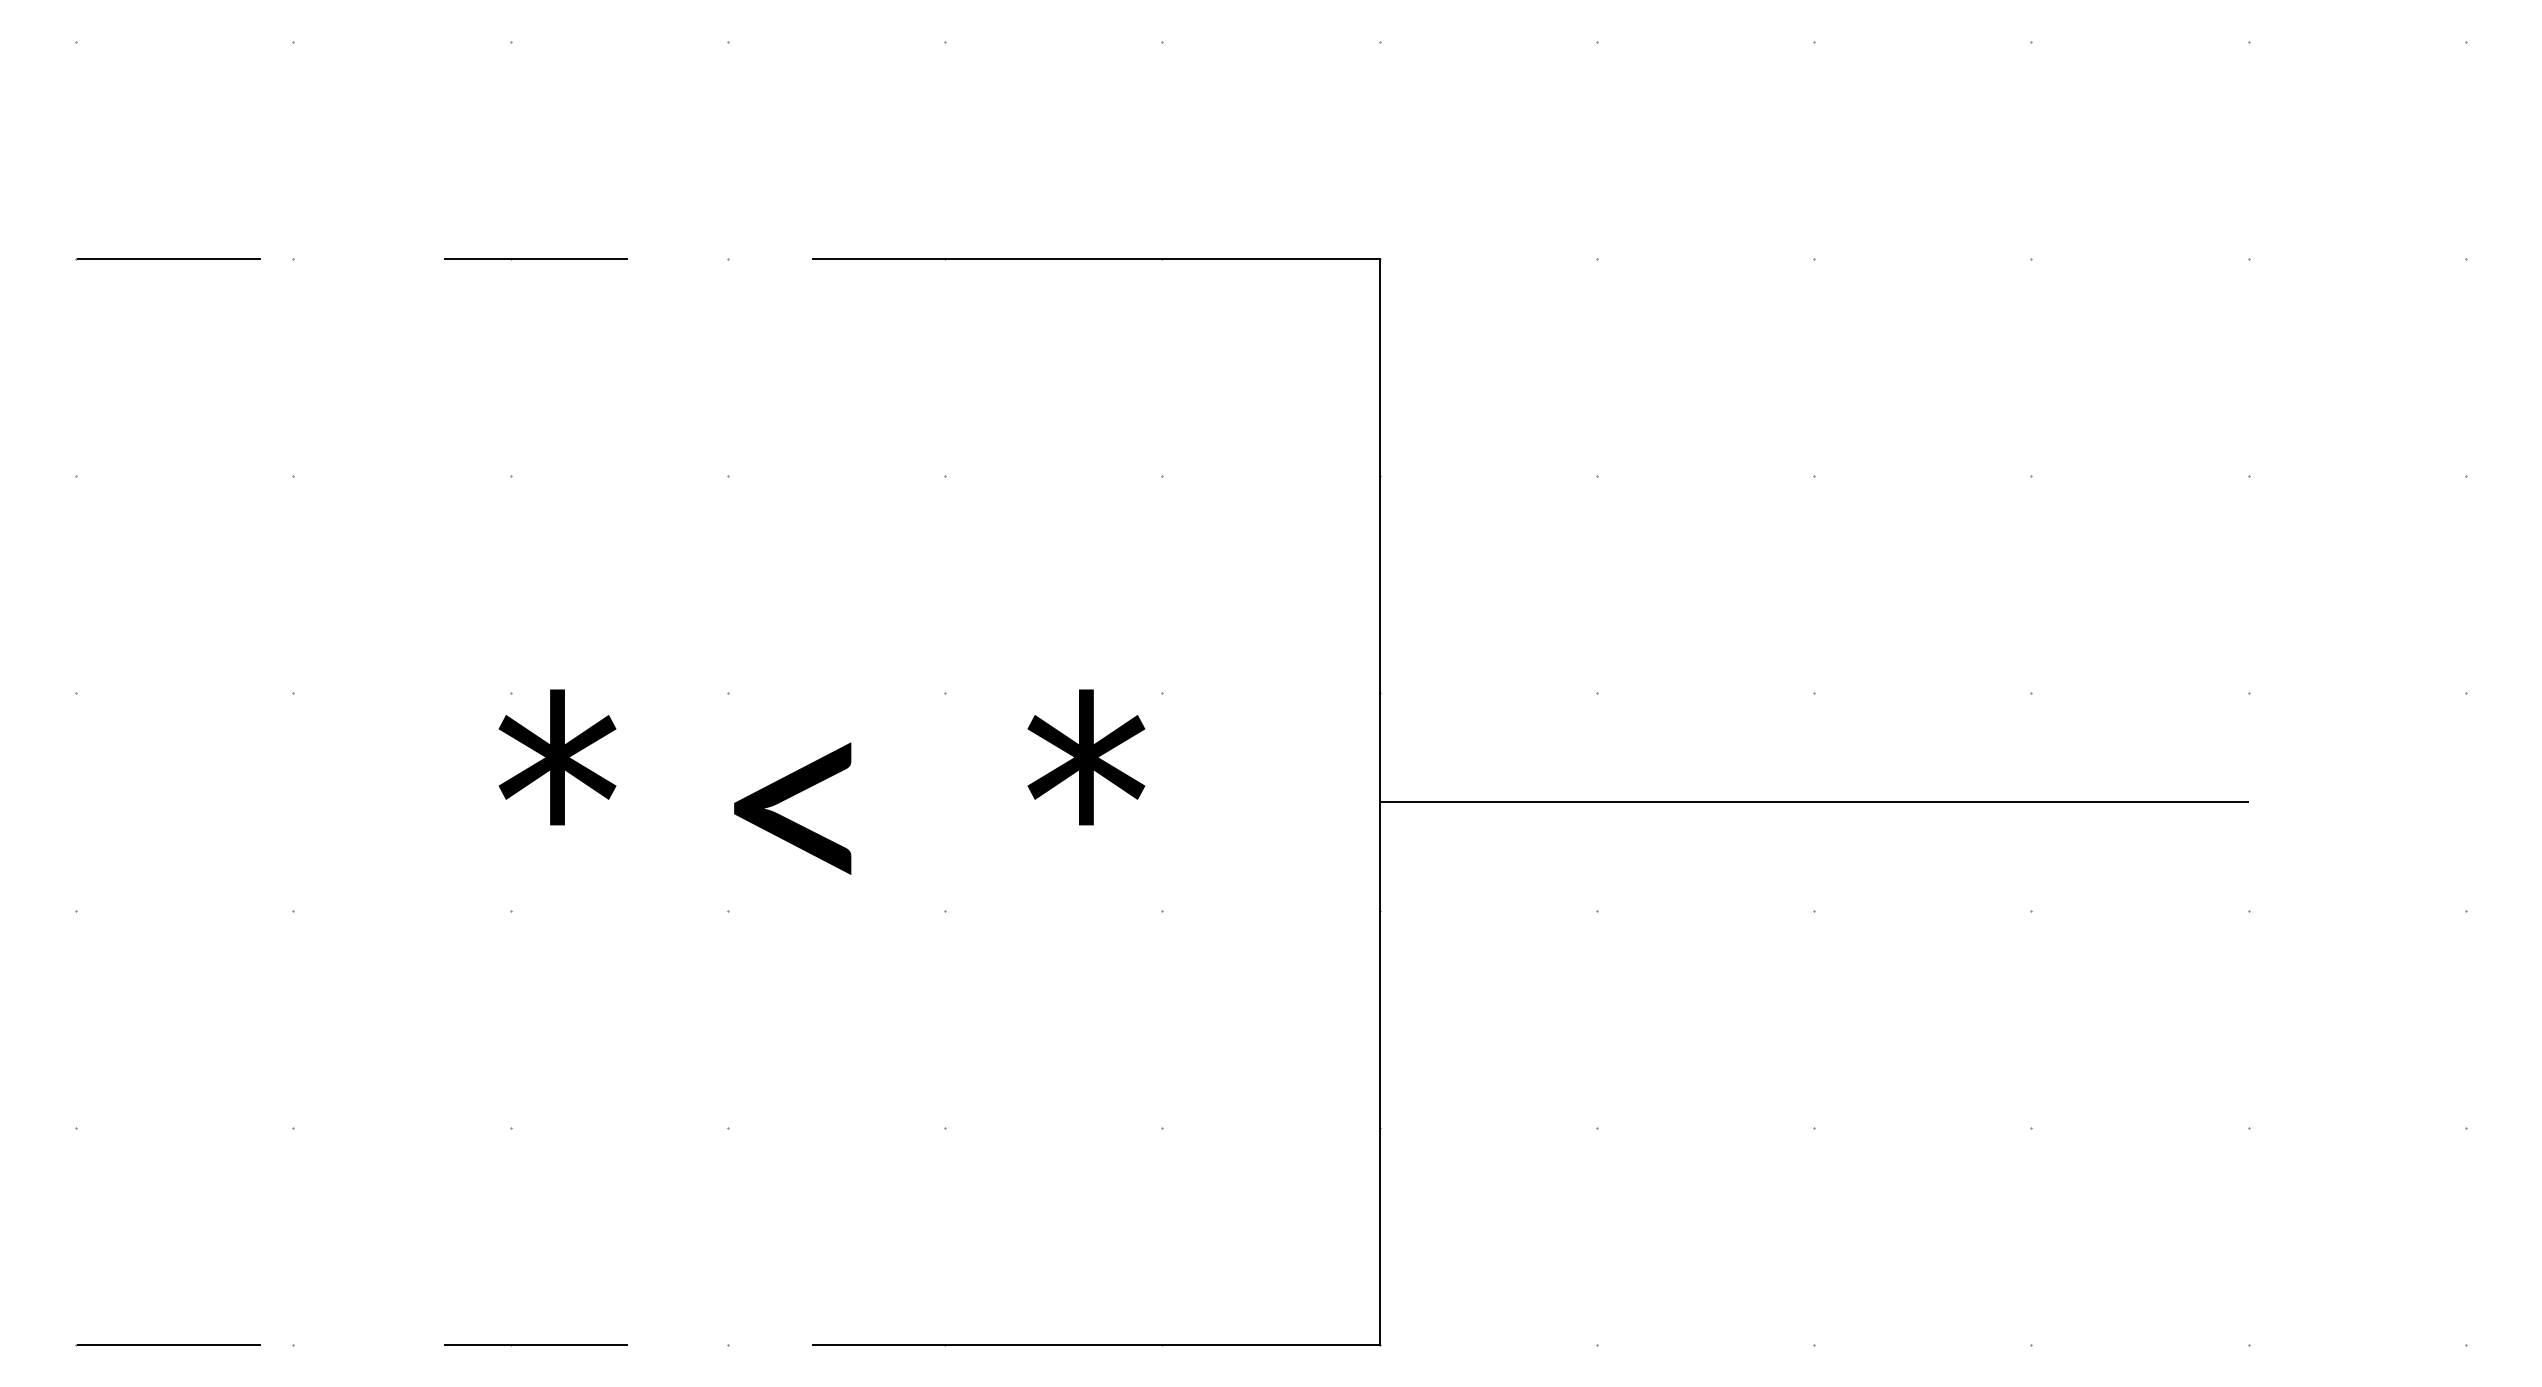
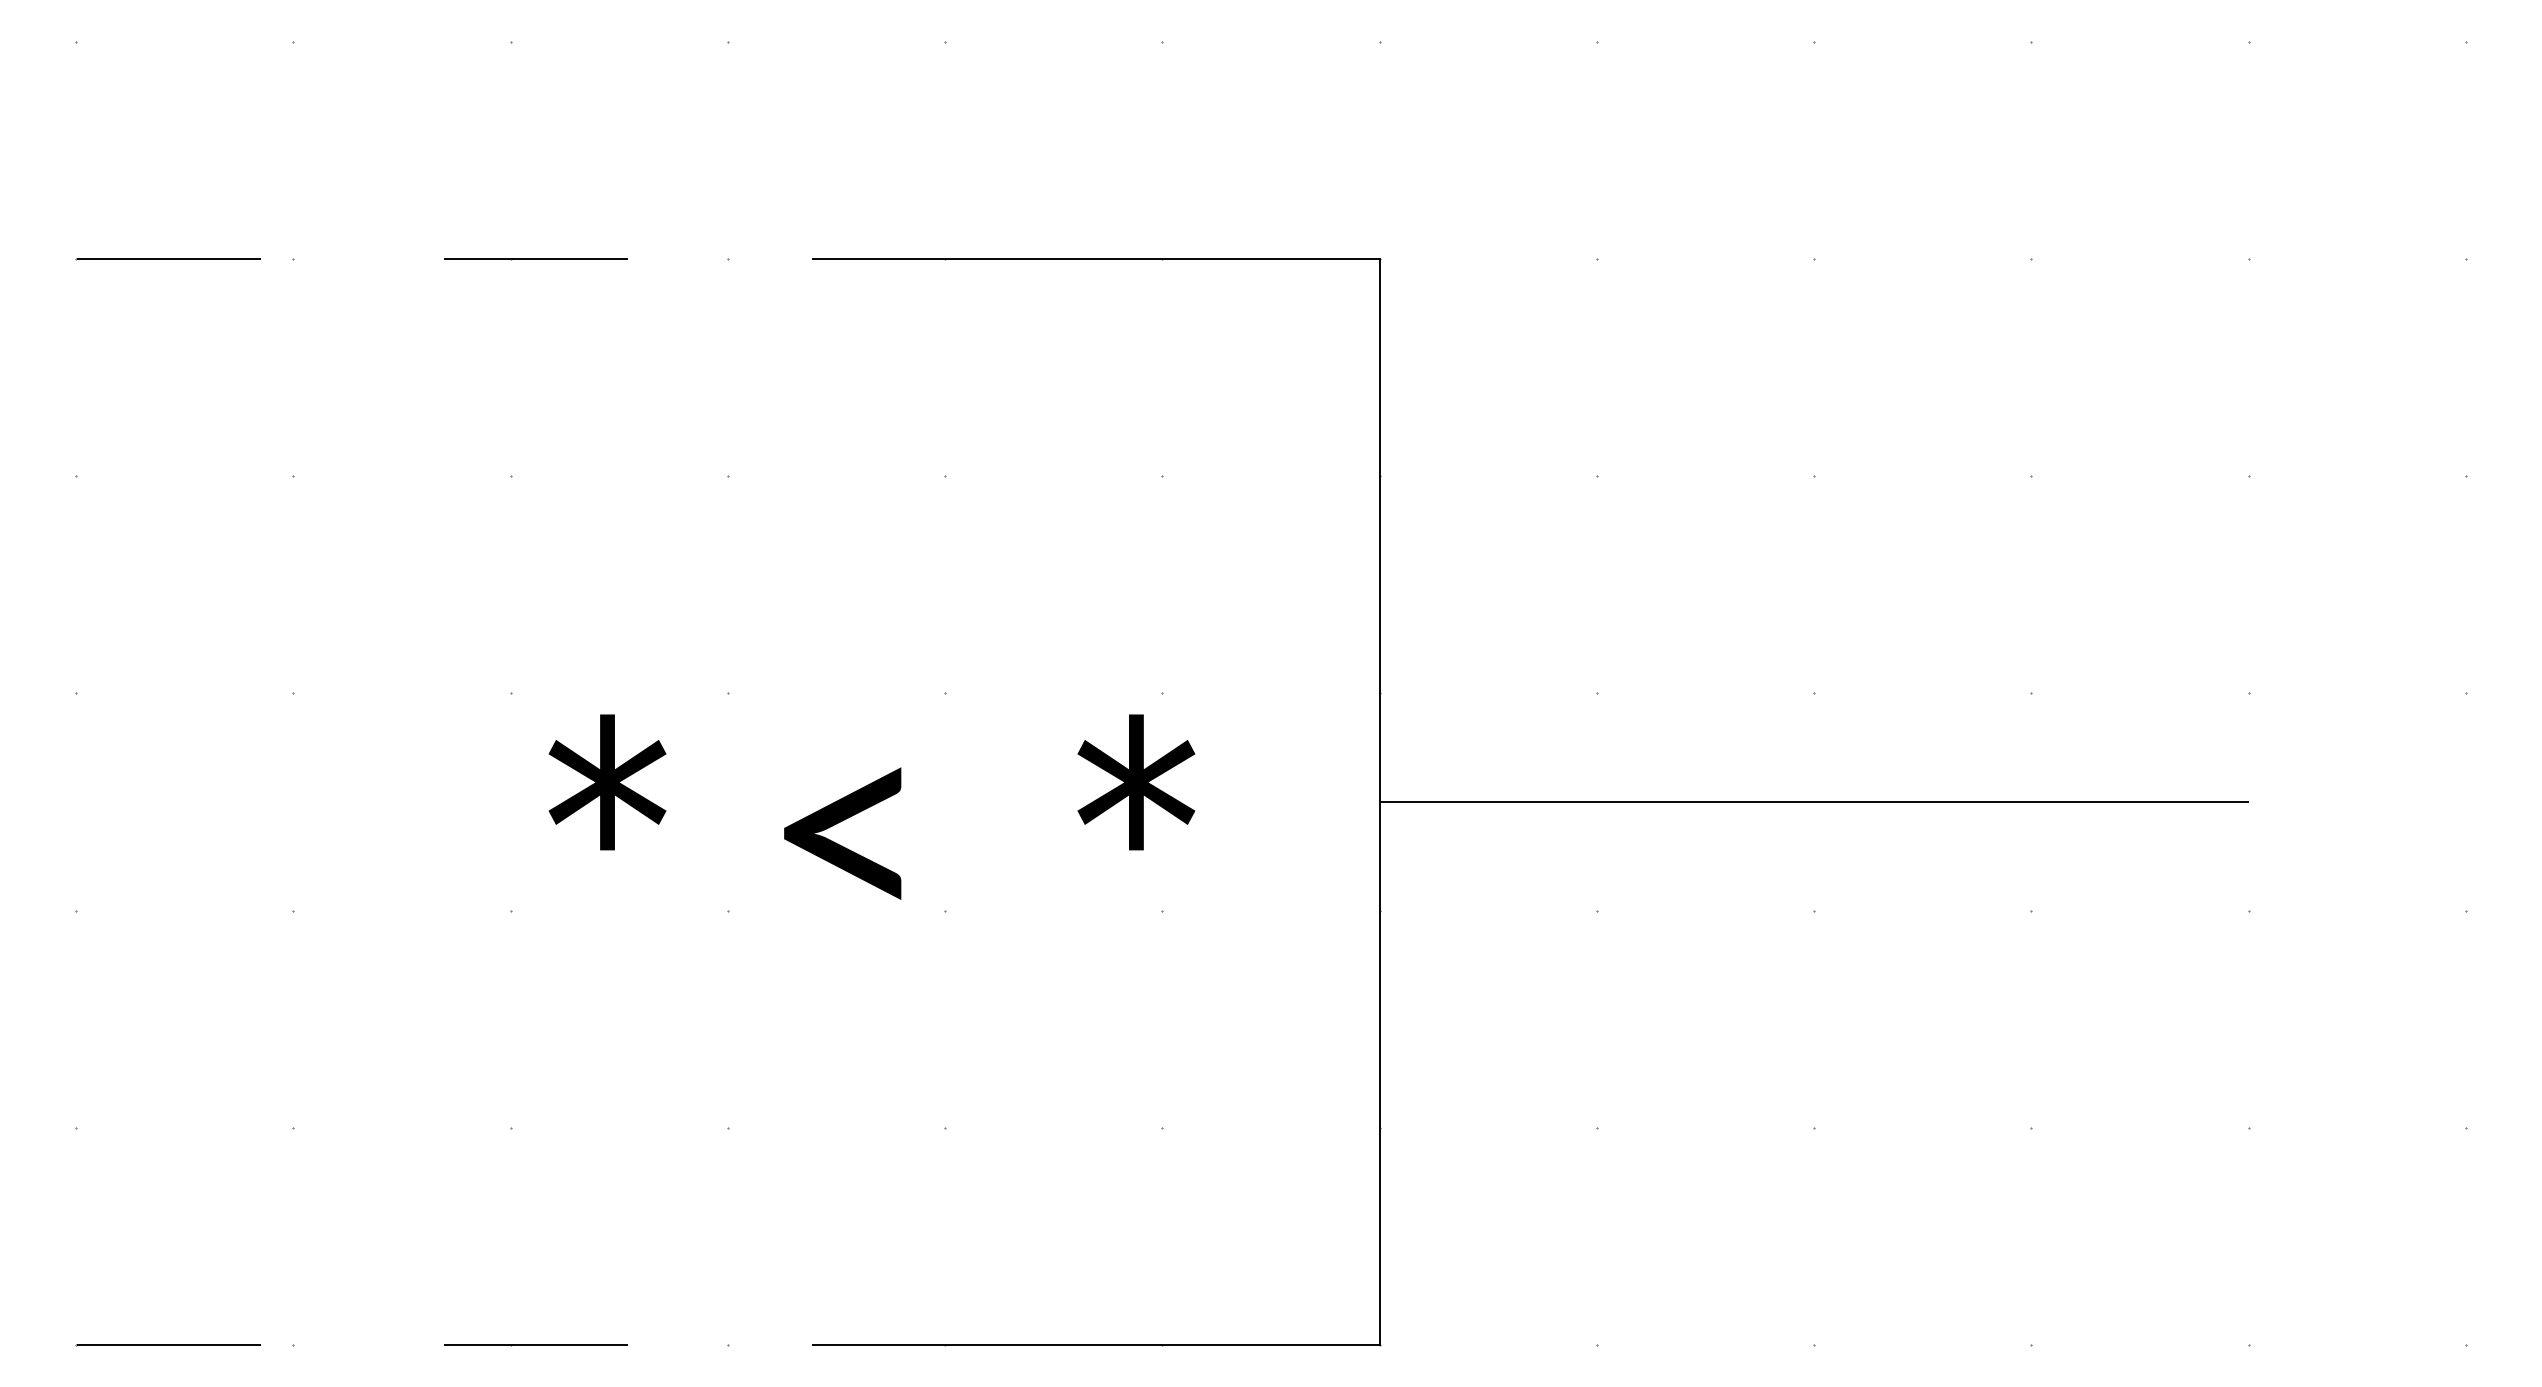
text position: (821, 781) -> (871, 806) (871, 806)
